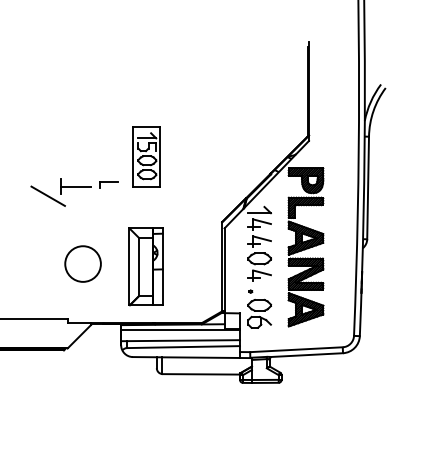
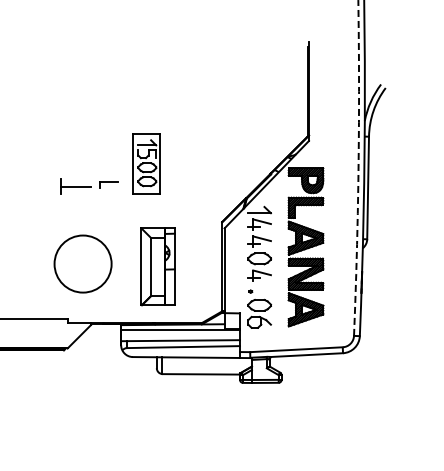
part position: (146, 156) -> (146, 163) (146, 163)
arc: solid -> dashed (358, 167)
line: present -> none (47, 195)
circle diameter: 36 px -> 57 px (82, 263)
part position: (145, 266) -> (157, 266) (157, 266)
